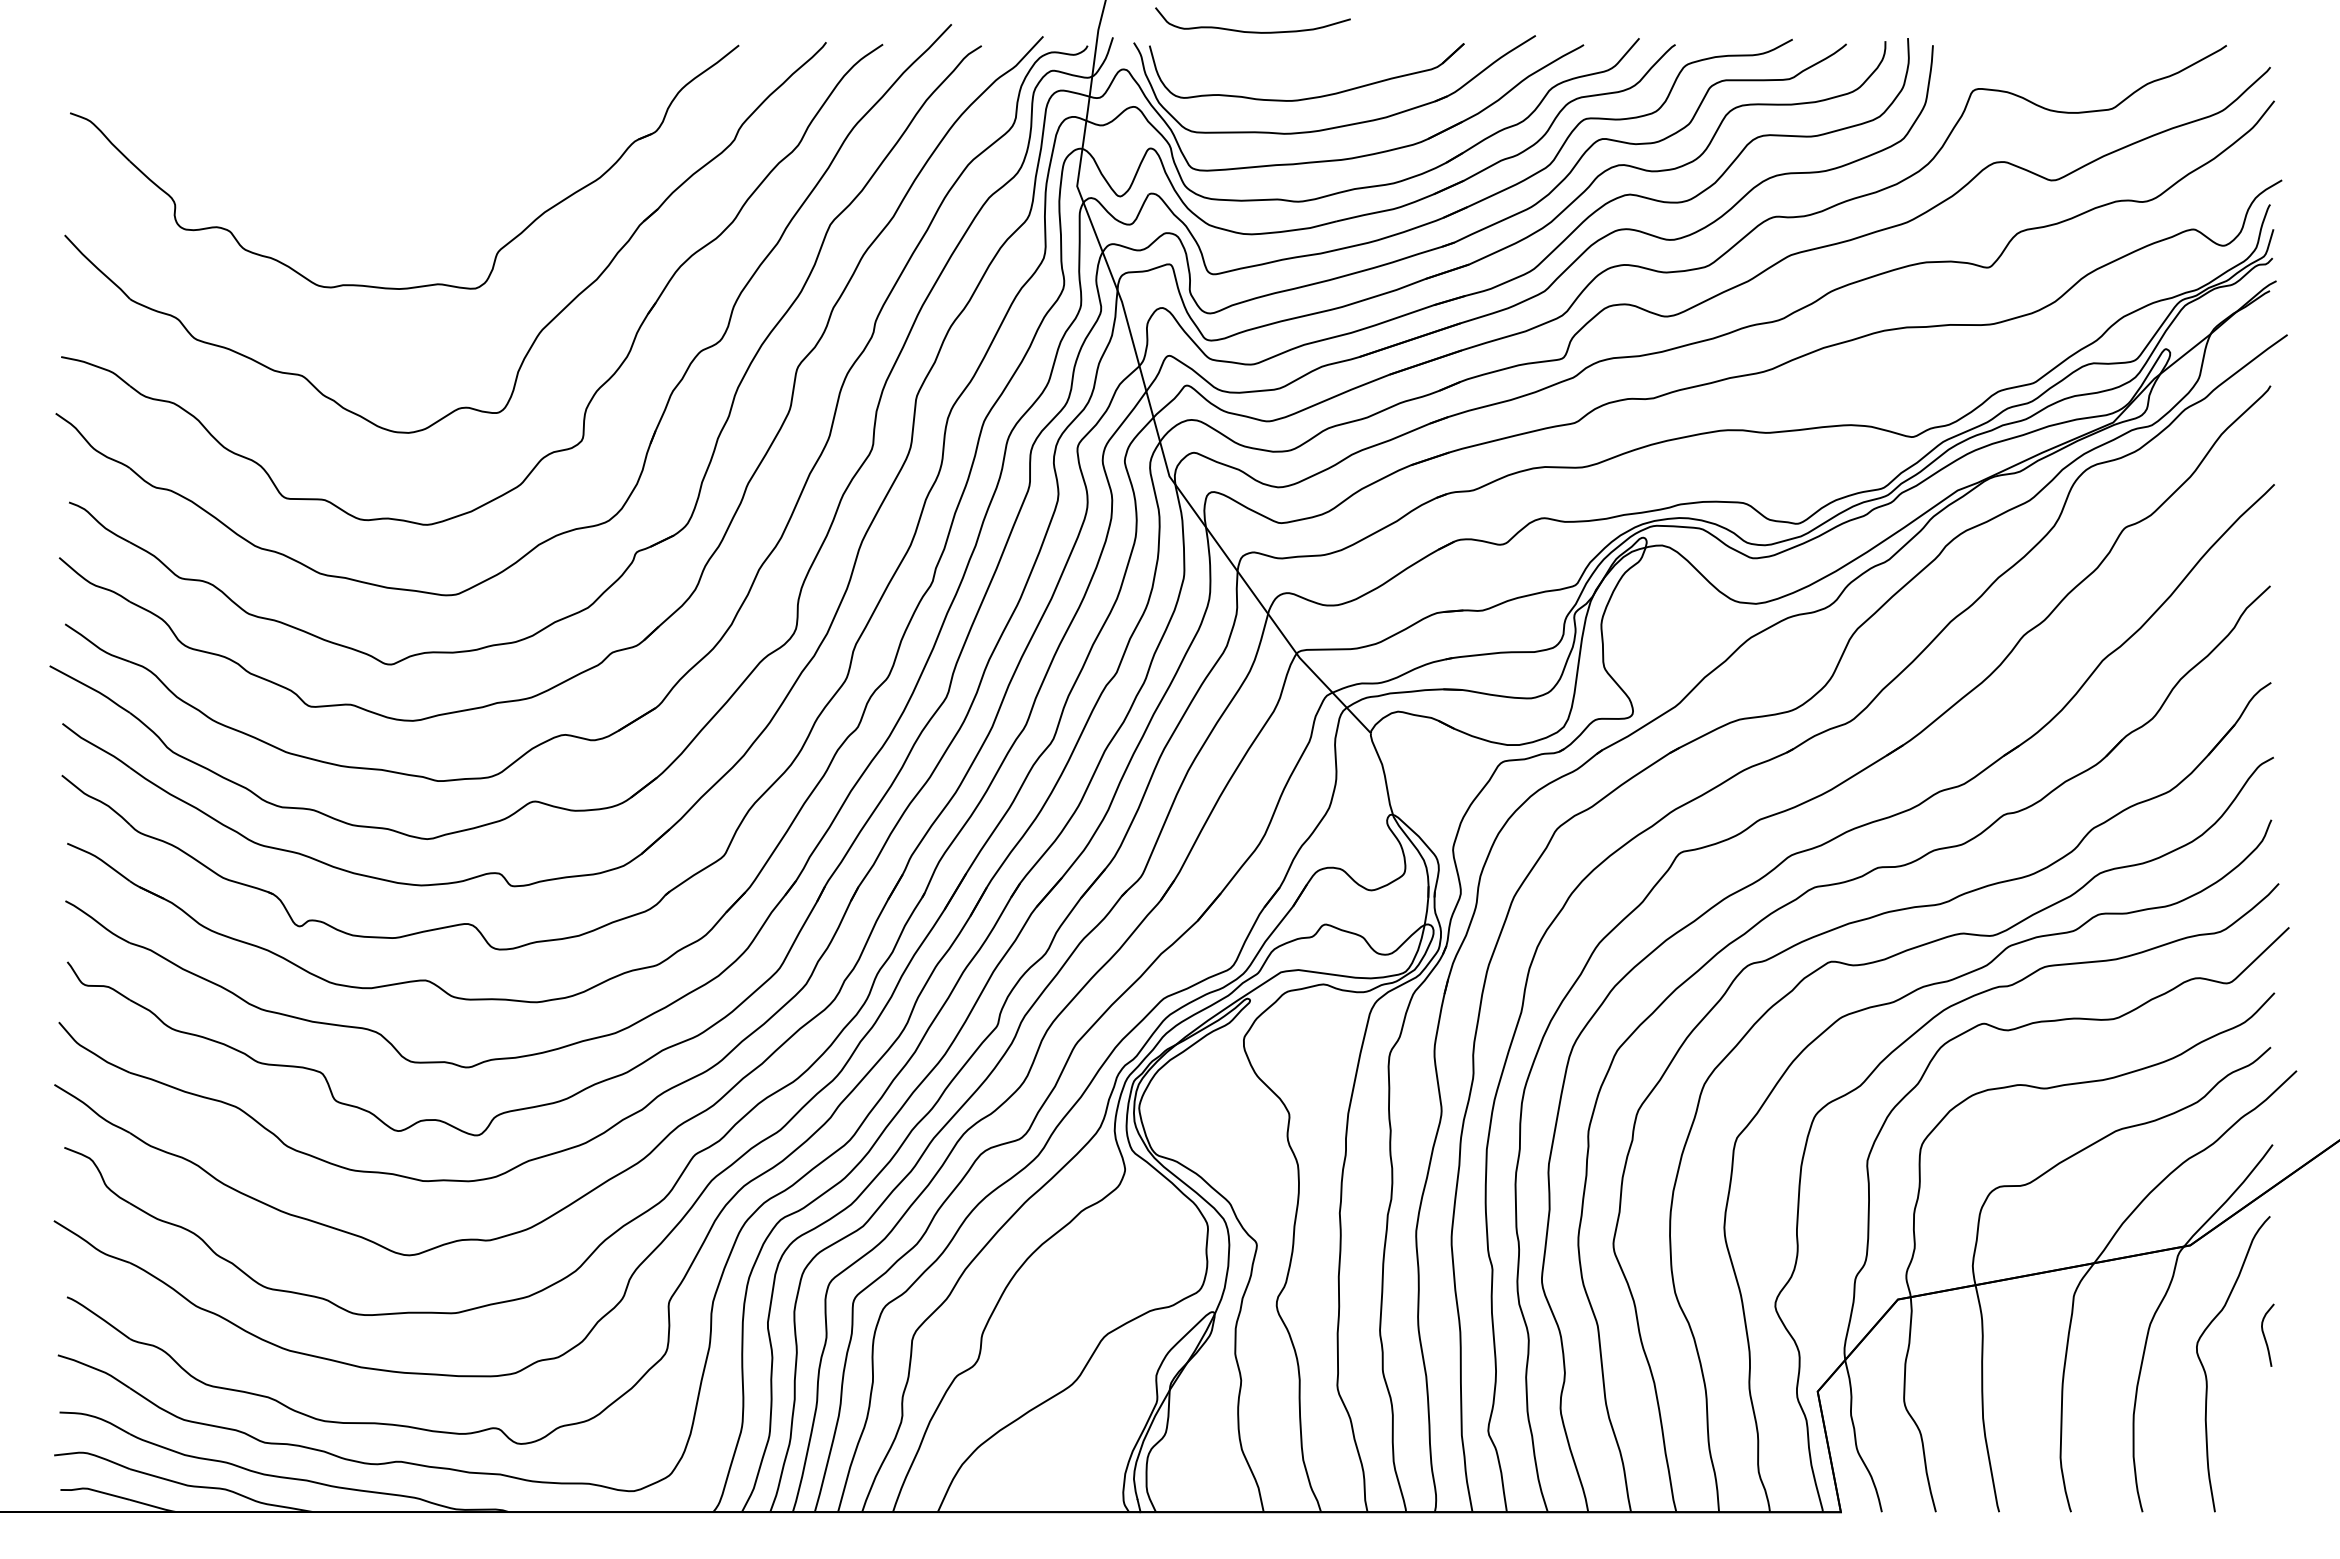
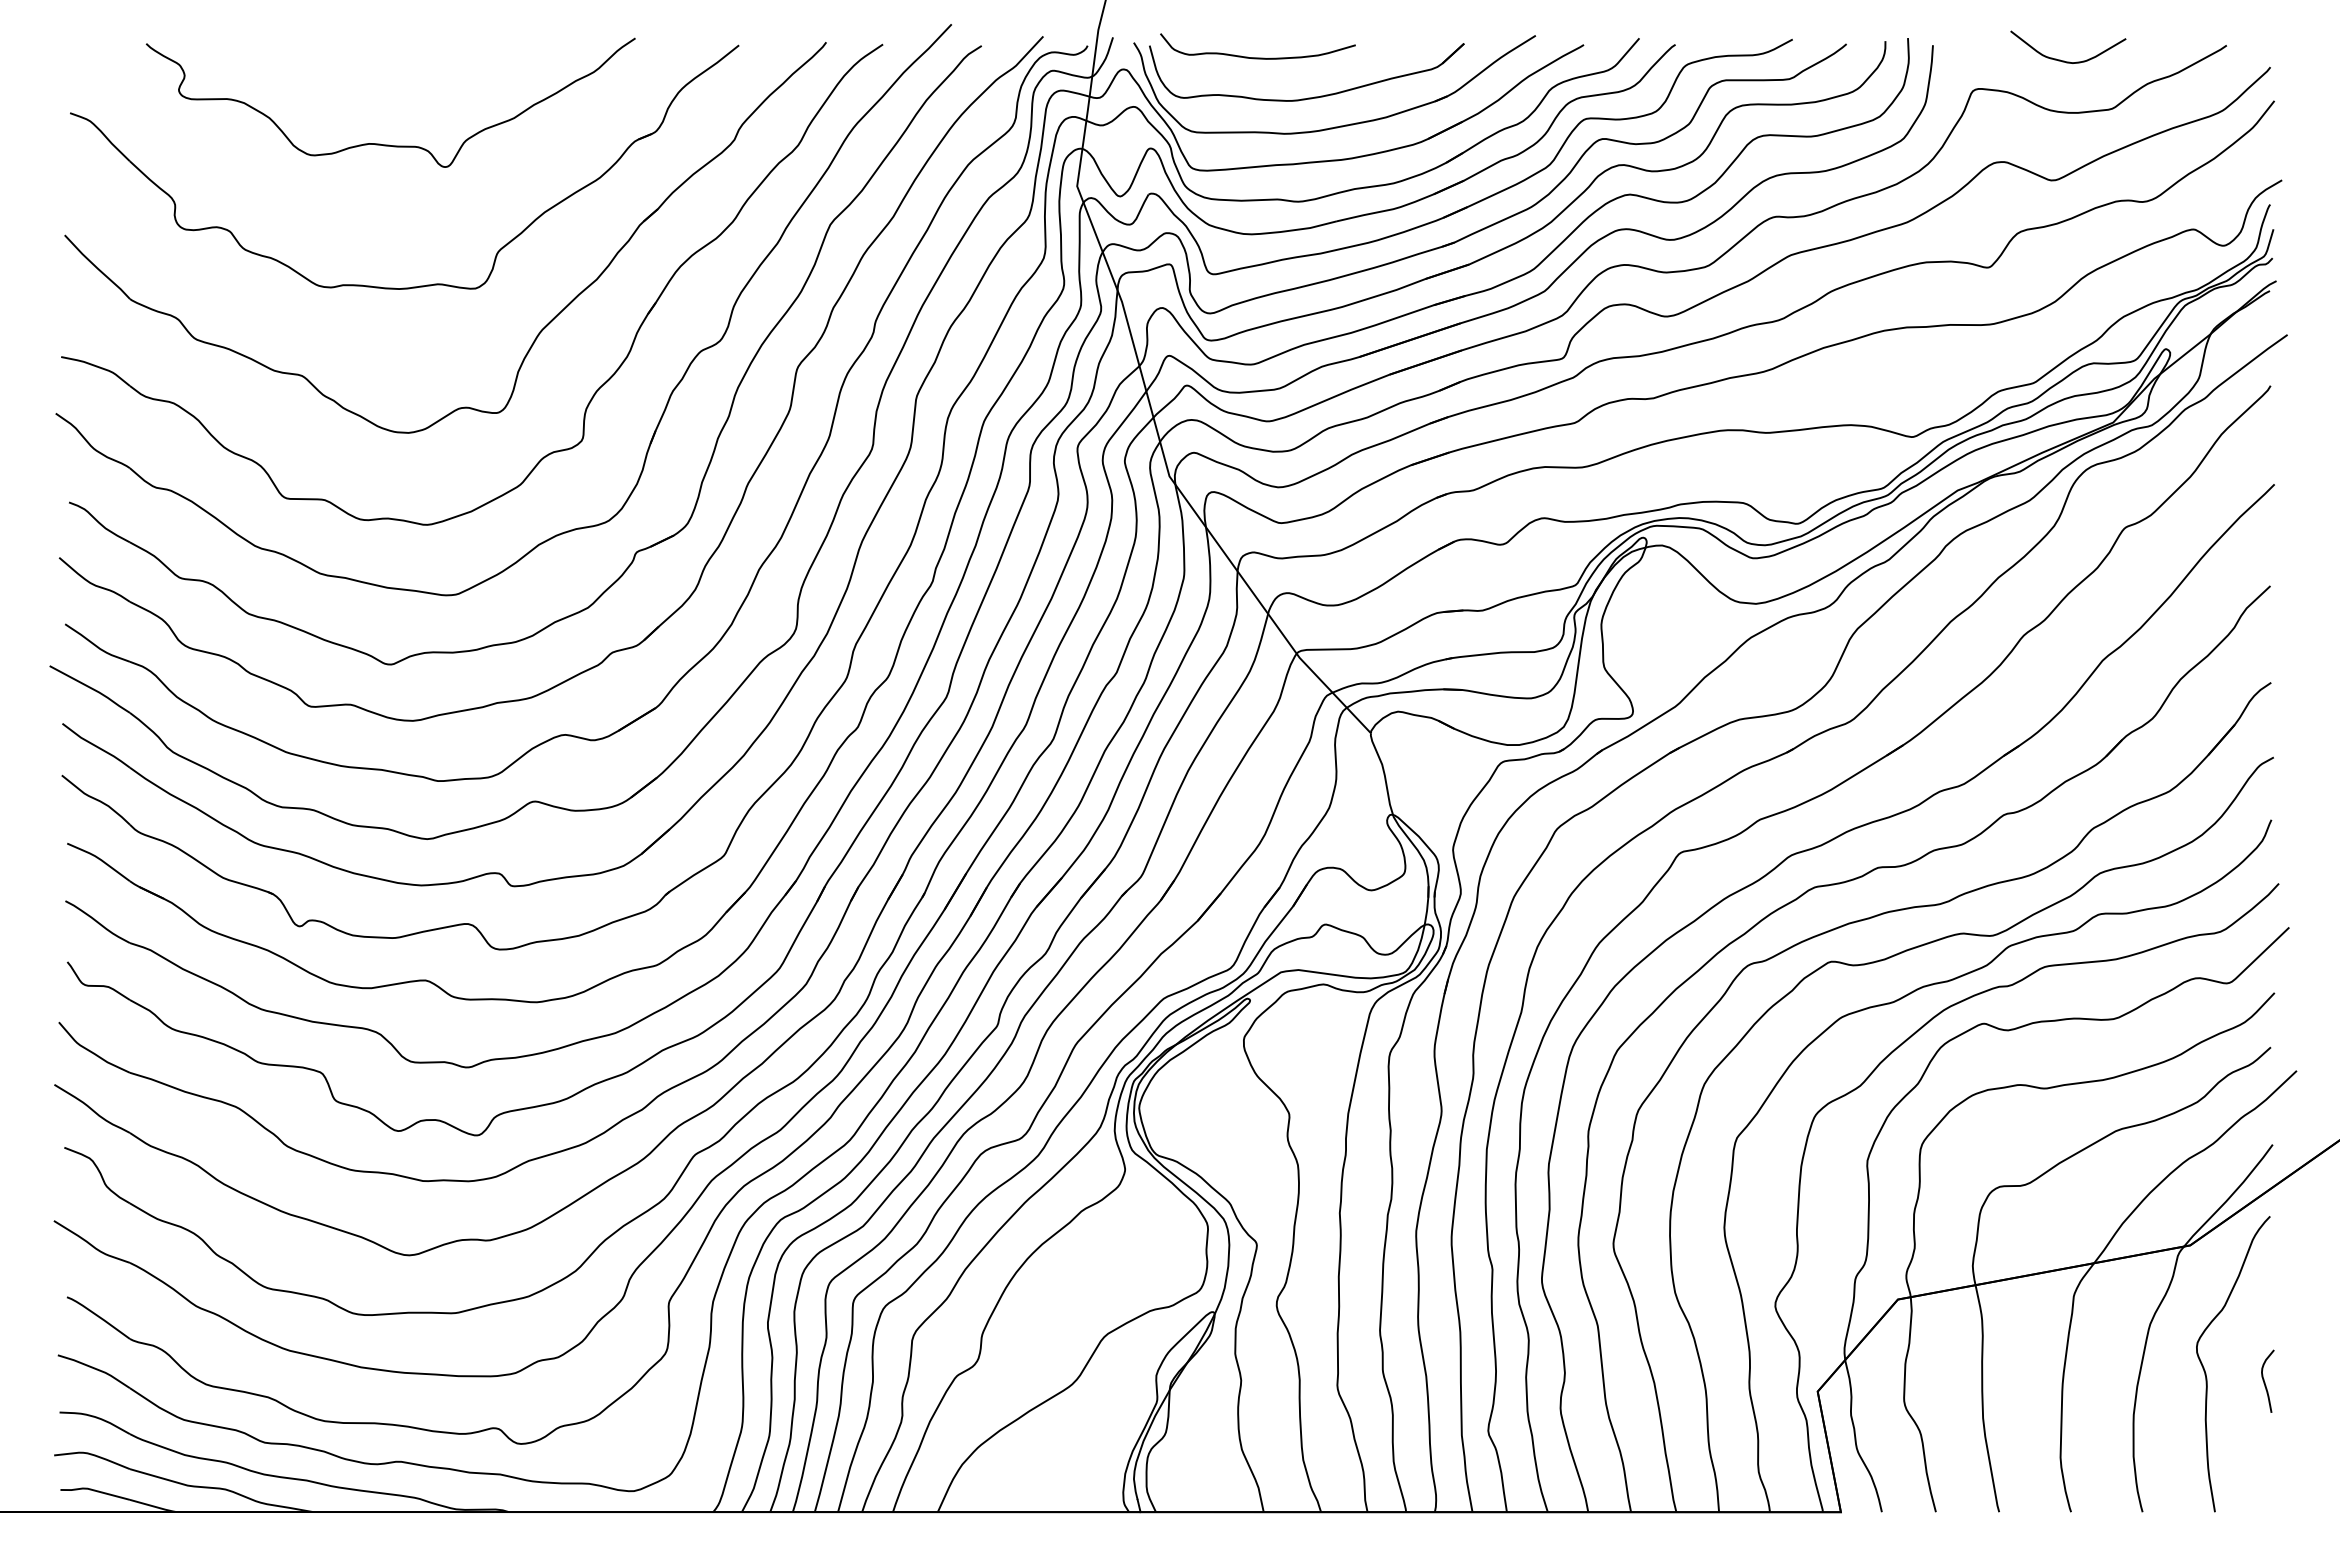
curve position: (1252, 31) -> (1257, 57) (1257, 57)
curve: none -> present (2064, 60)
curve: none -> present (389, 144)
curve position: (2265, 1336) -> (2265, 1382) (2265, 1382)
